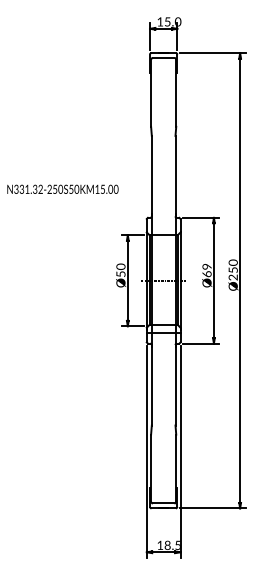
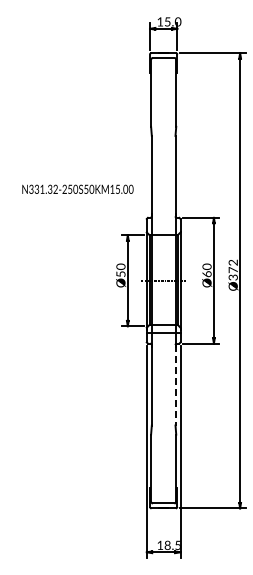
text position: (62, 188) -> (77, 188) (77, 188)
text: Ø69 -> Ø60 (208, 266)
text: Ø250 -> Ø372 (232, 269)
line: solid -> dashed (175, 385)
